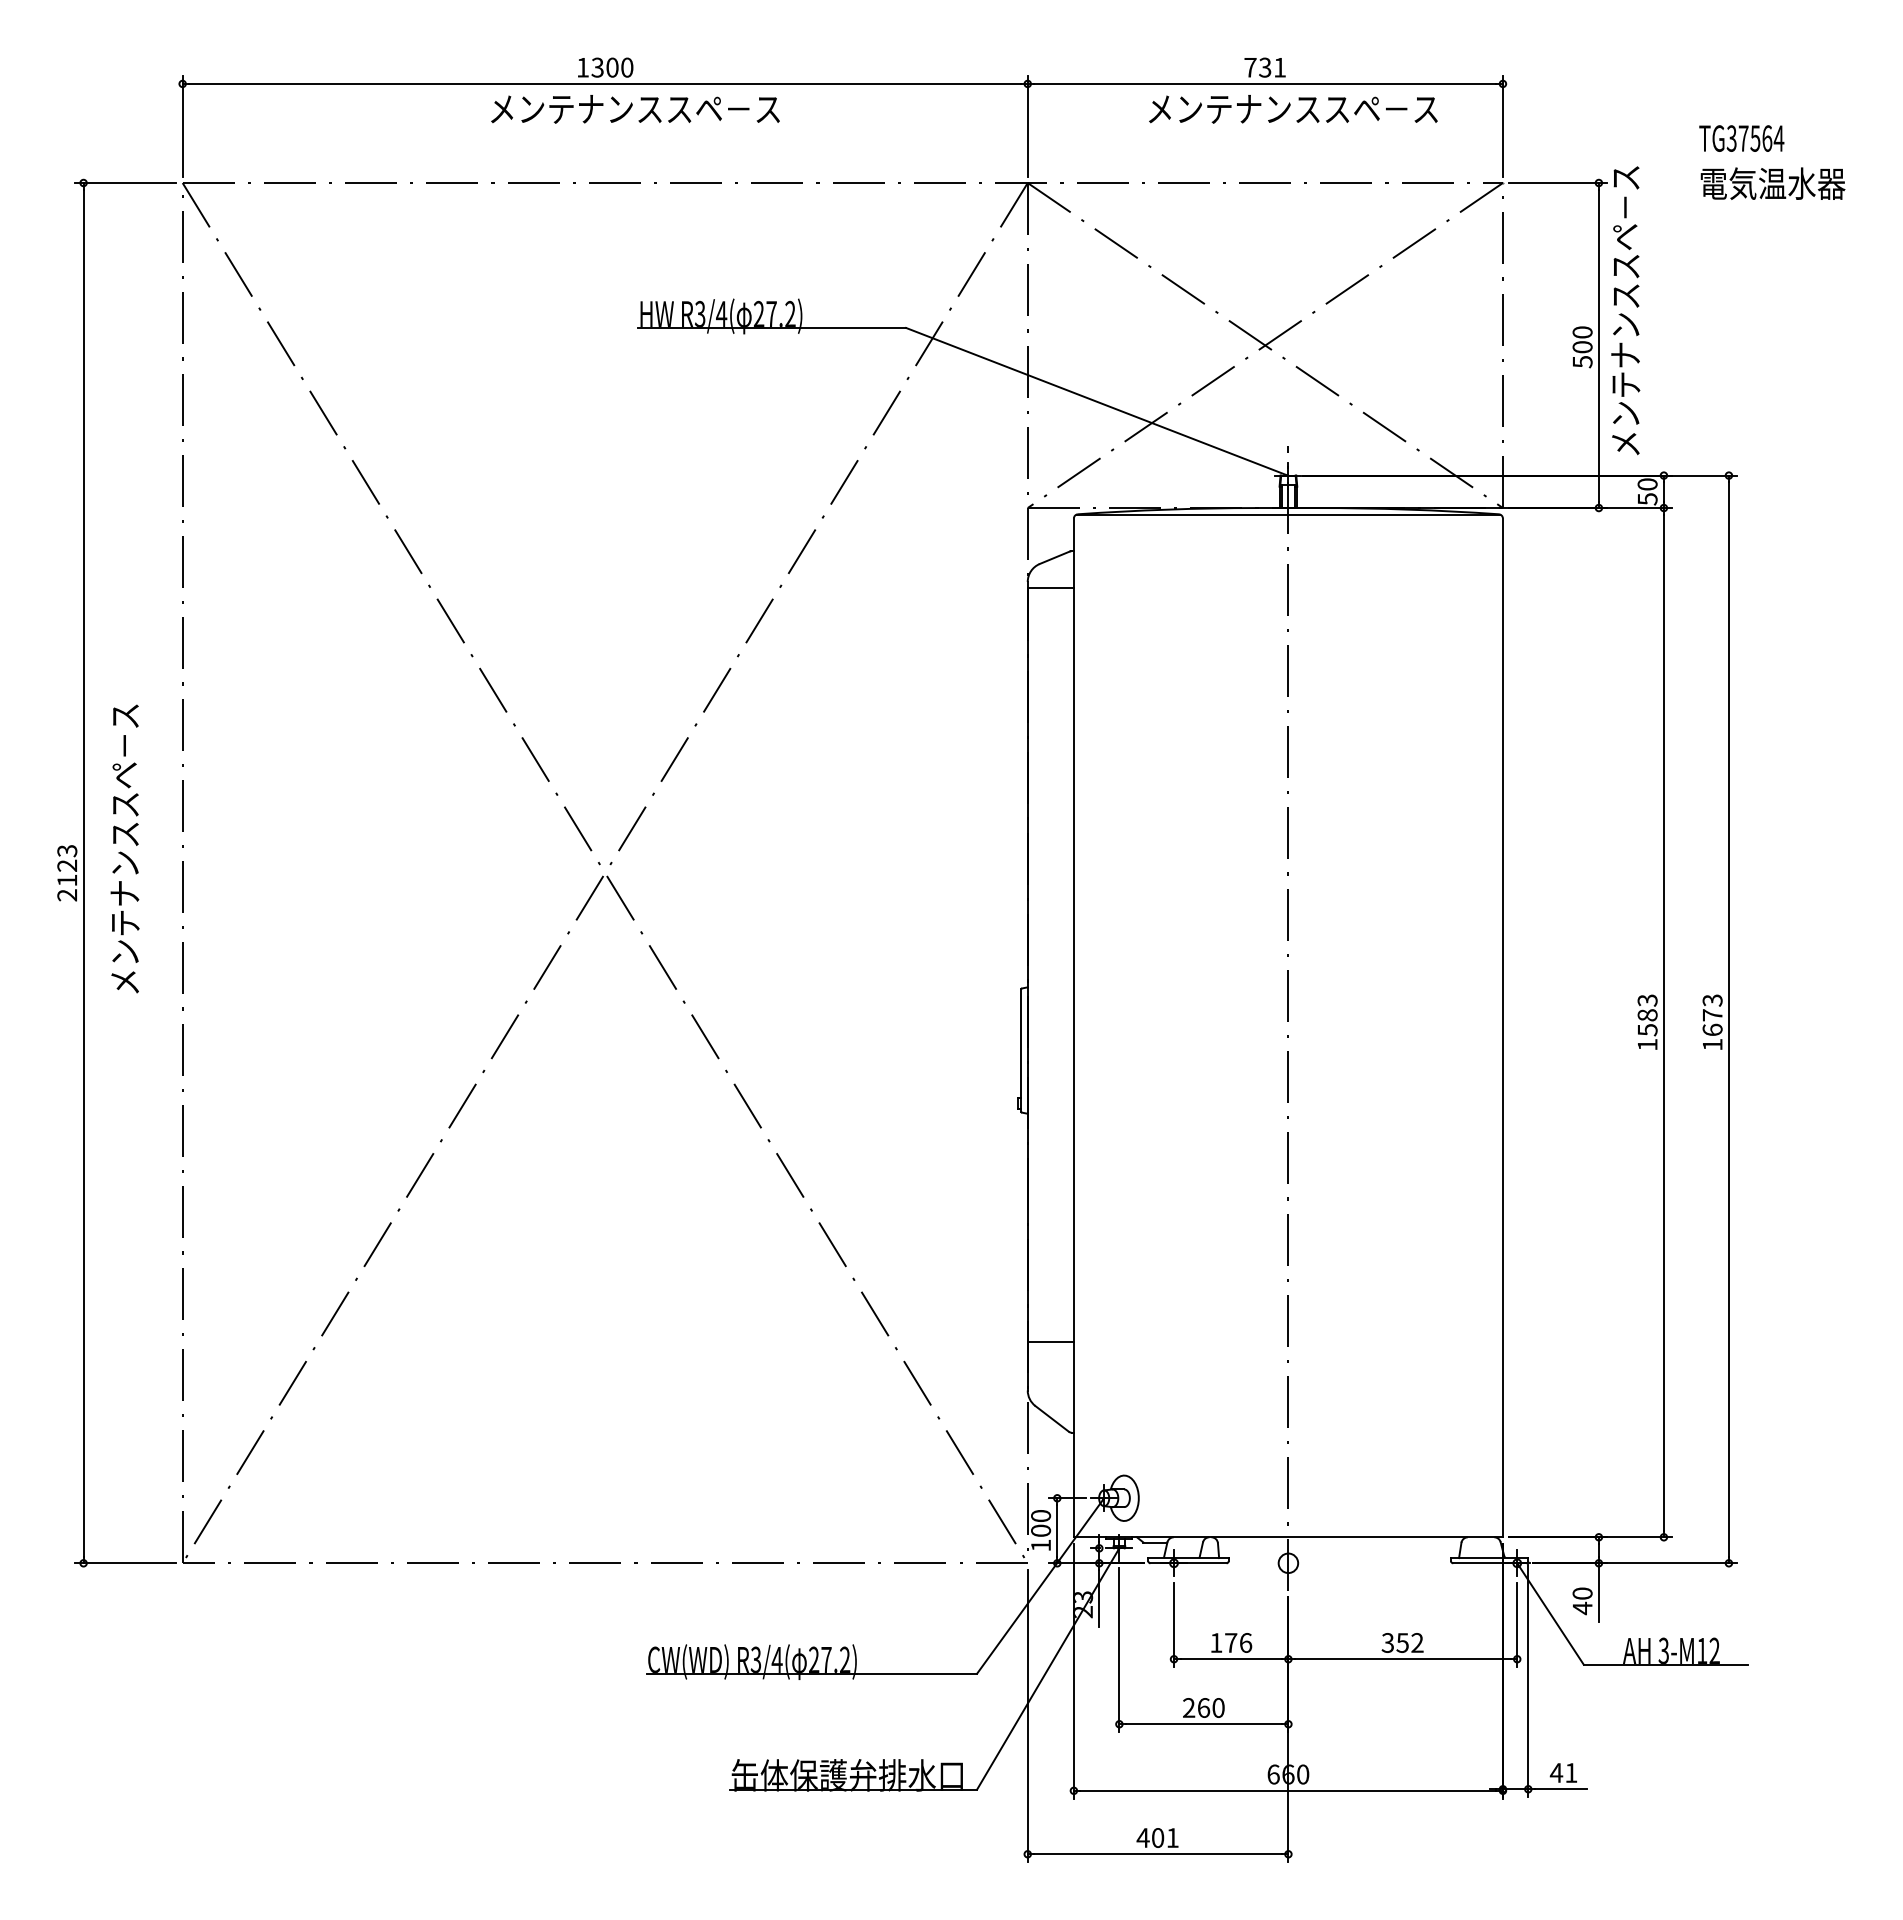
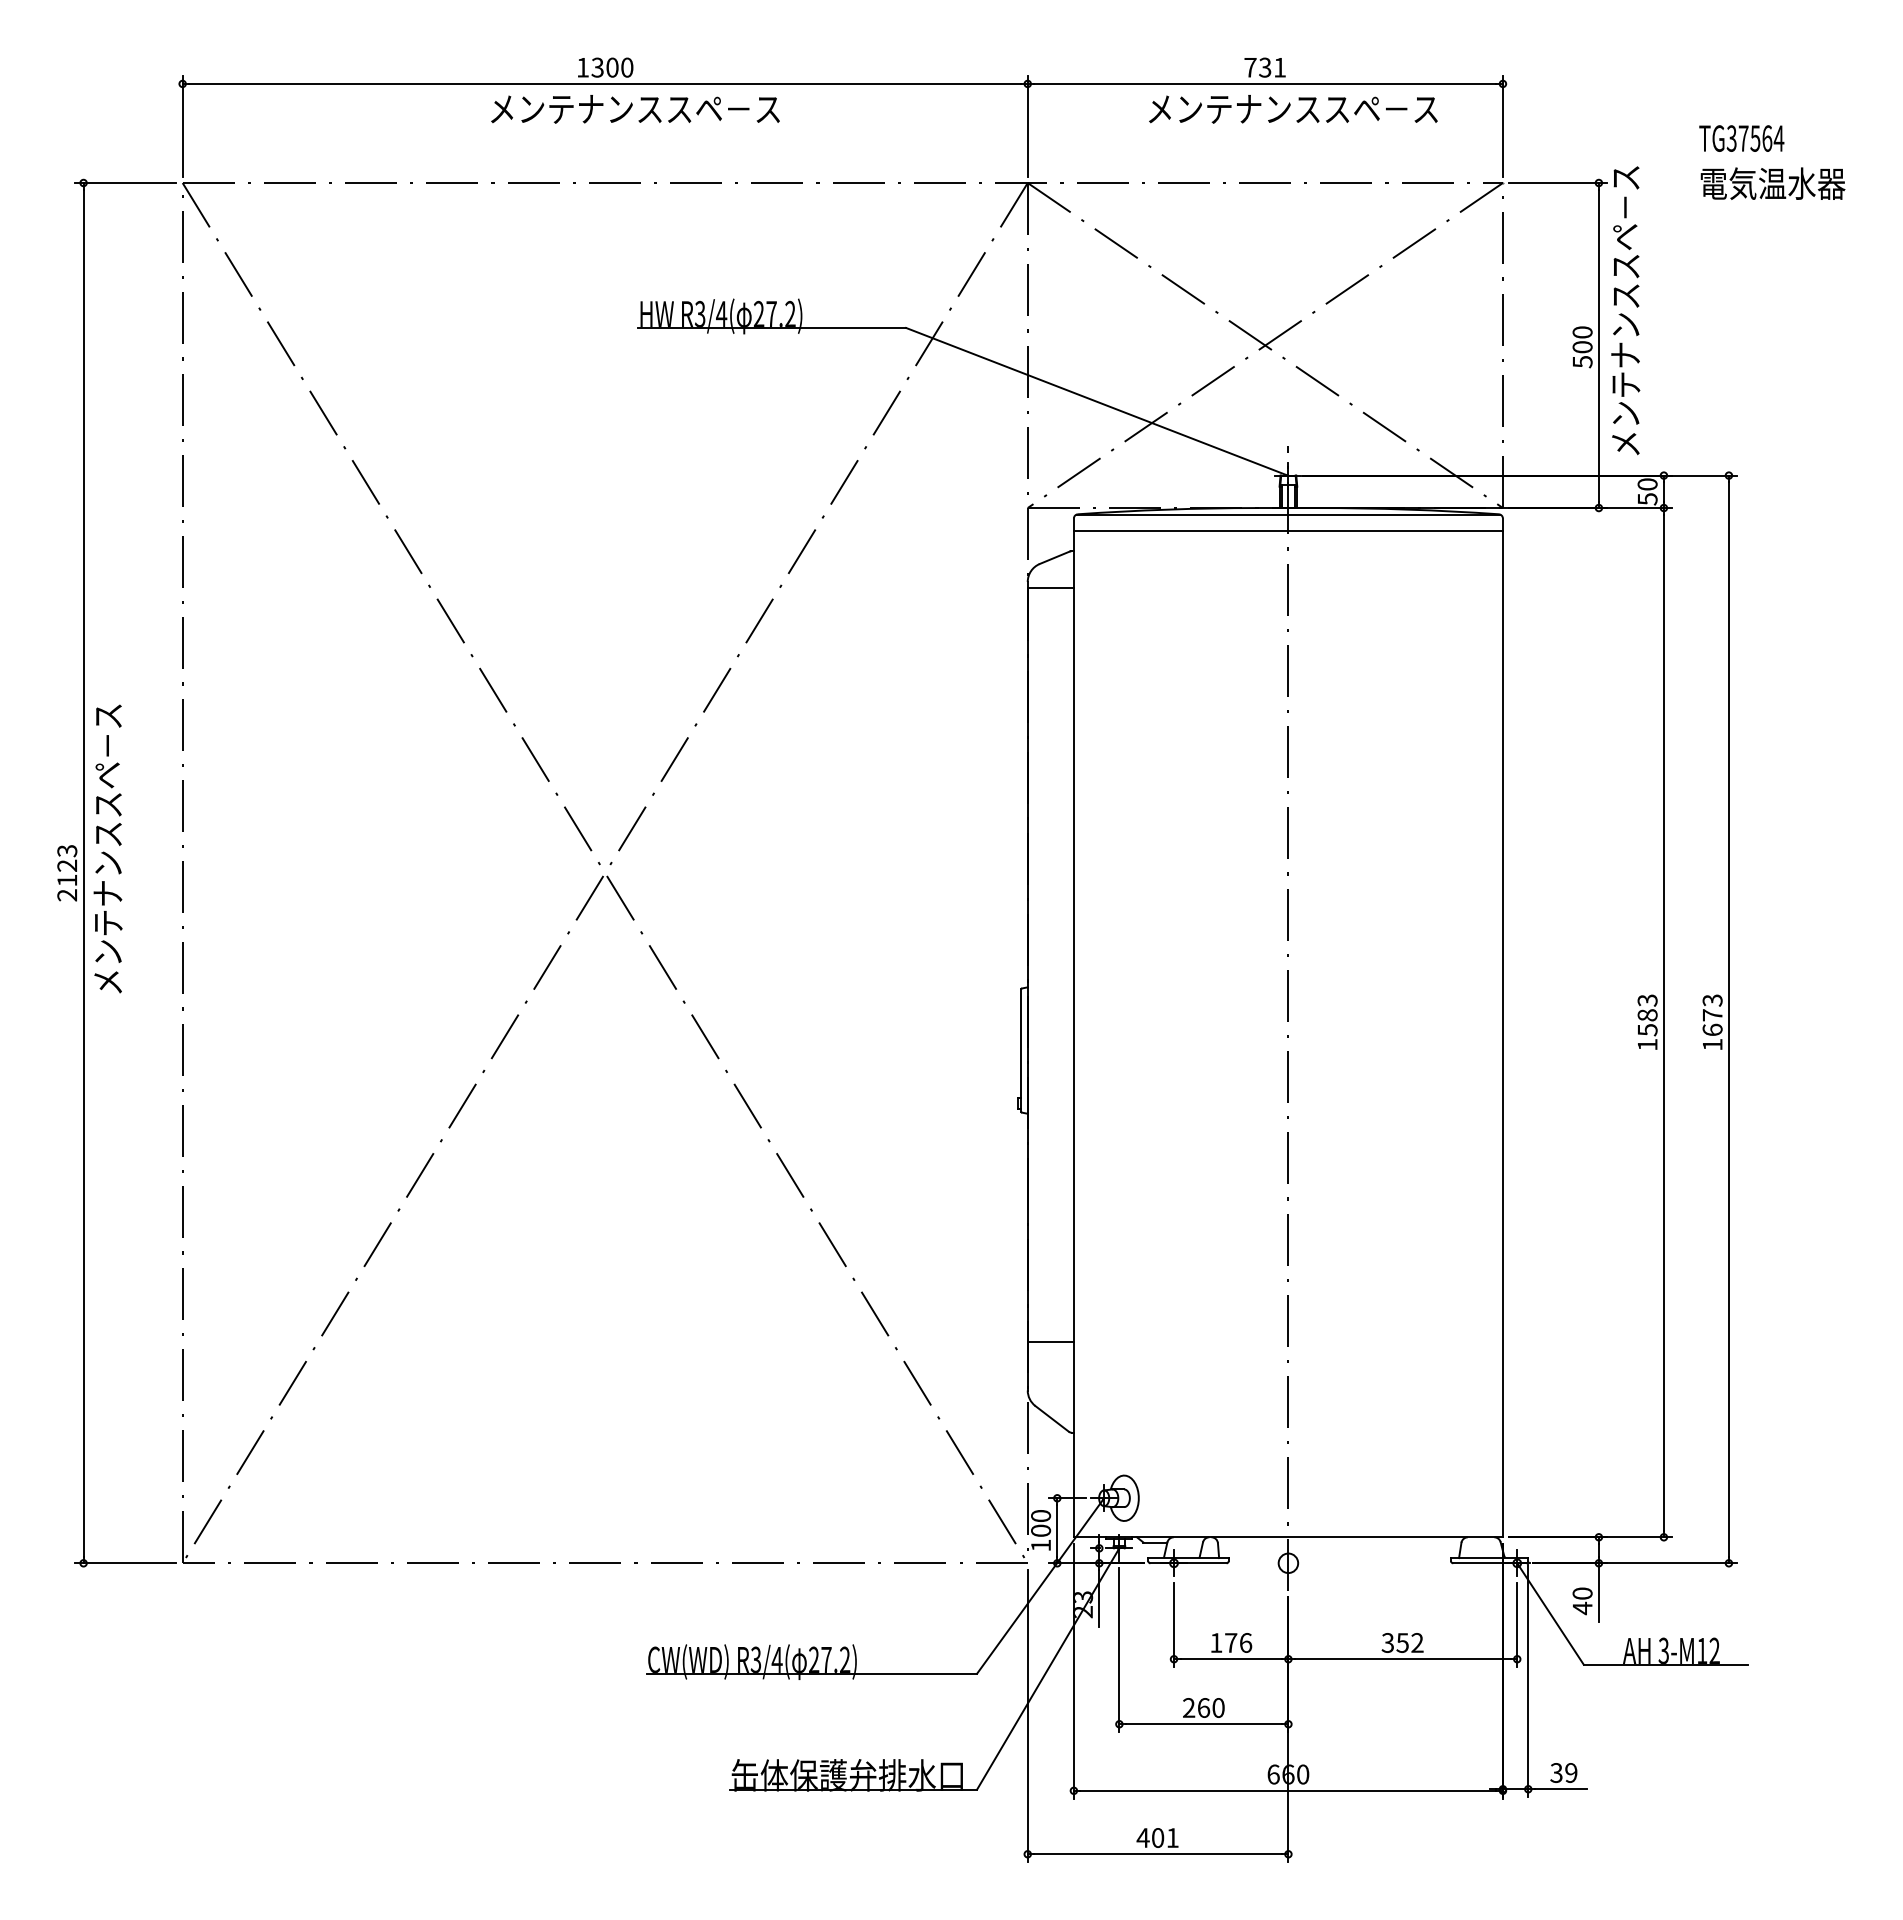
line: none -> present (1287, 531)
text position: (124, 848) -> (107, 848) (107, 848)
text: 41 -> 39 (1563, 1773)
